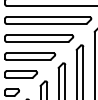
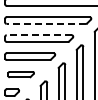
line: solid -> dashed (46, 23)
line: solid -> dashed (39, 35)
part size: 35x9 px -> 28x8 px (20, 74)
